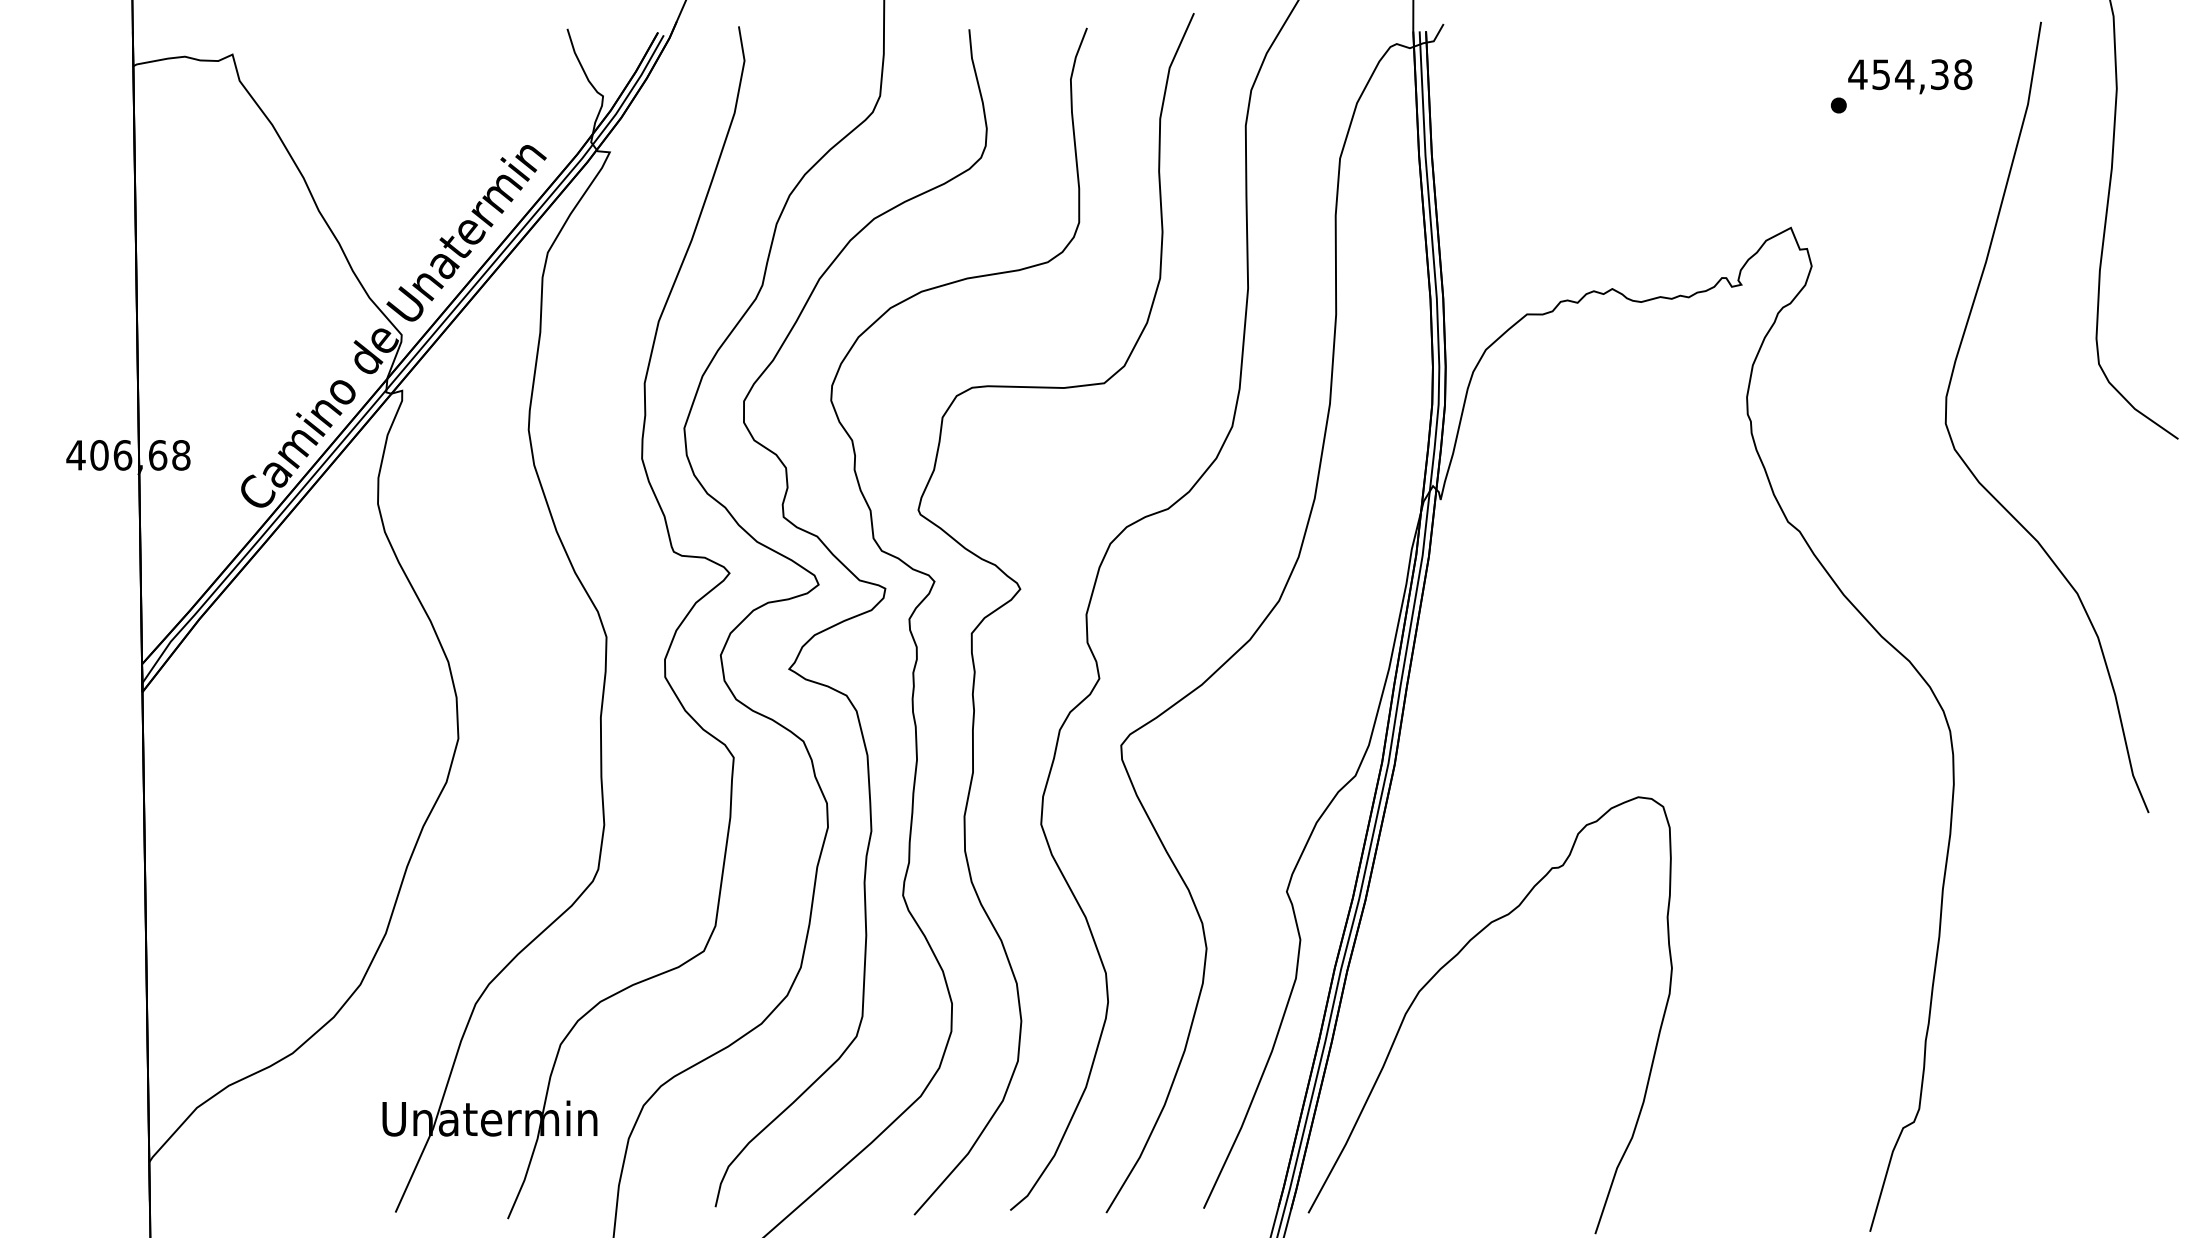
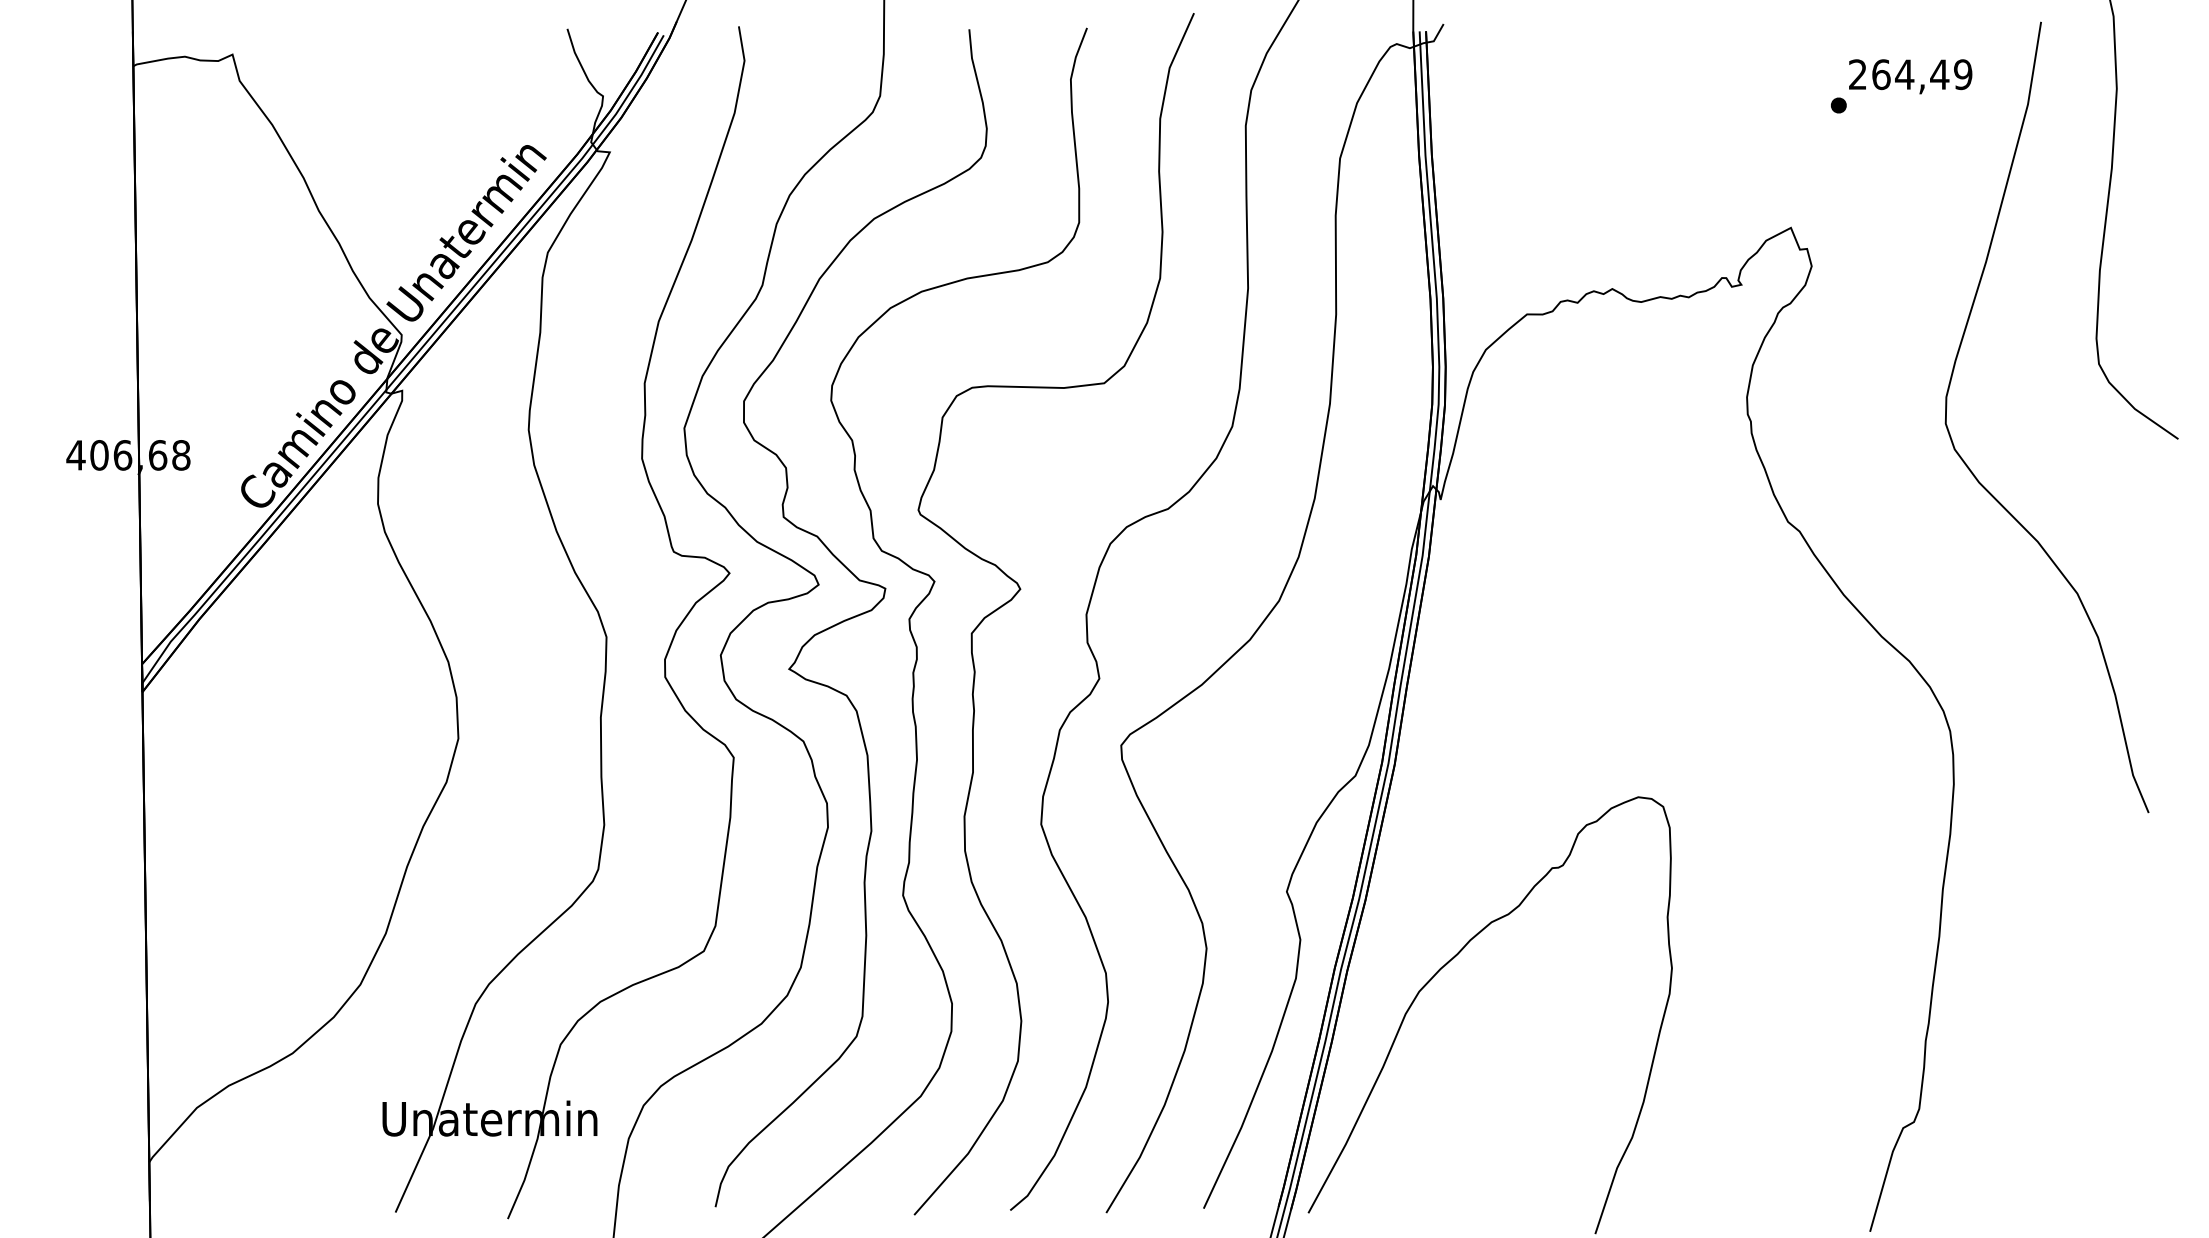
text: 454,38 -> 264,49 (1910, 74)
